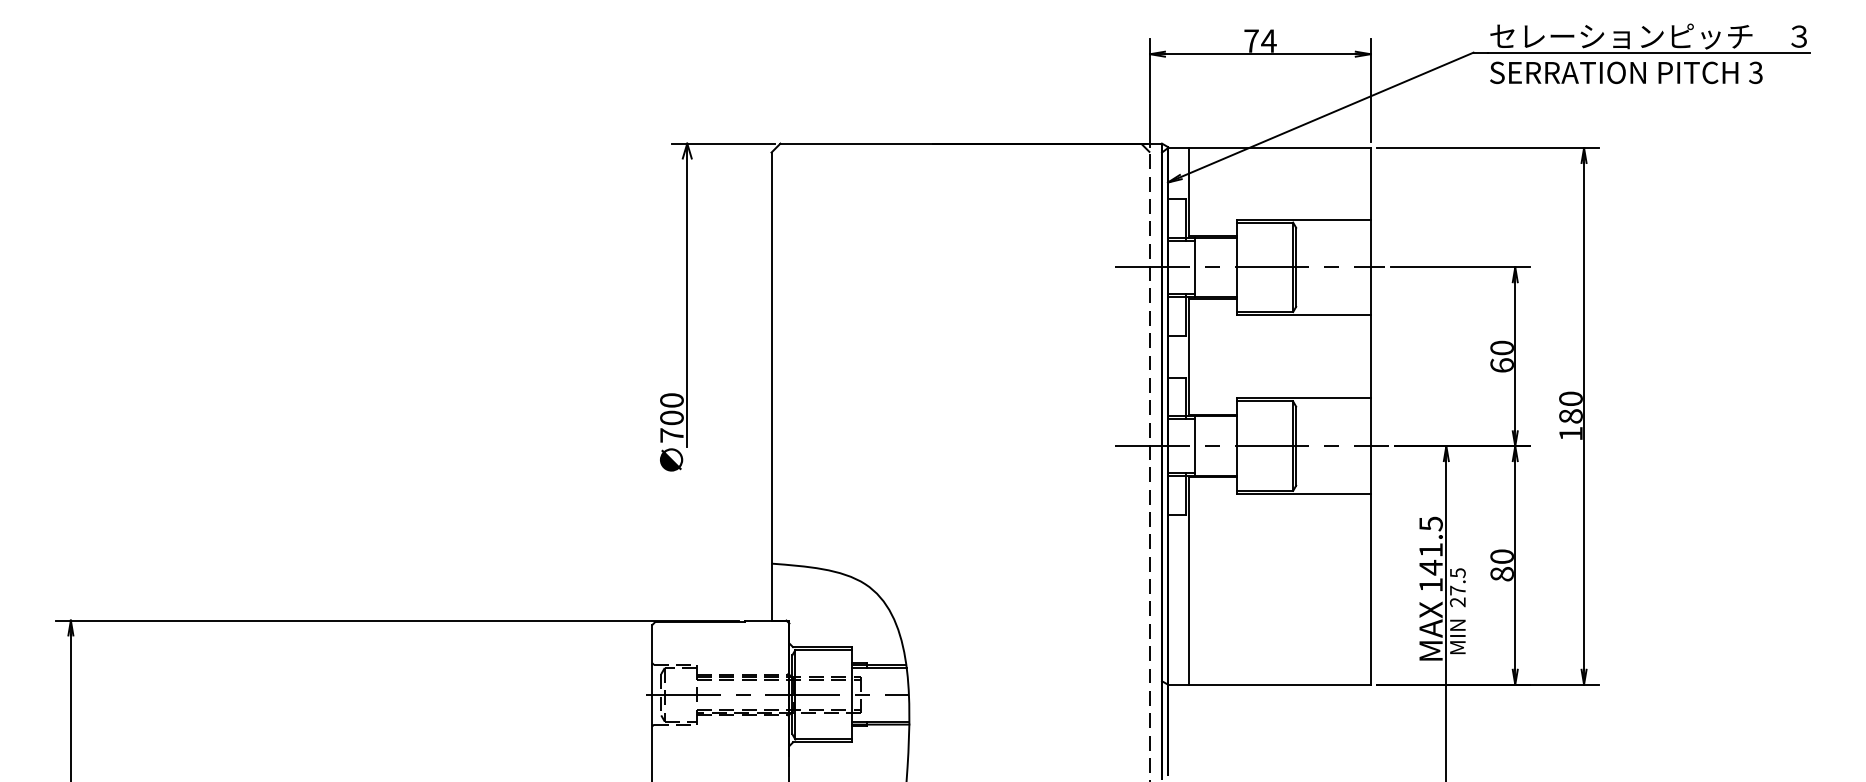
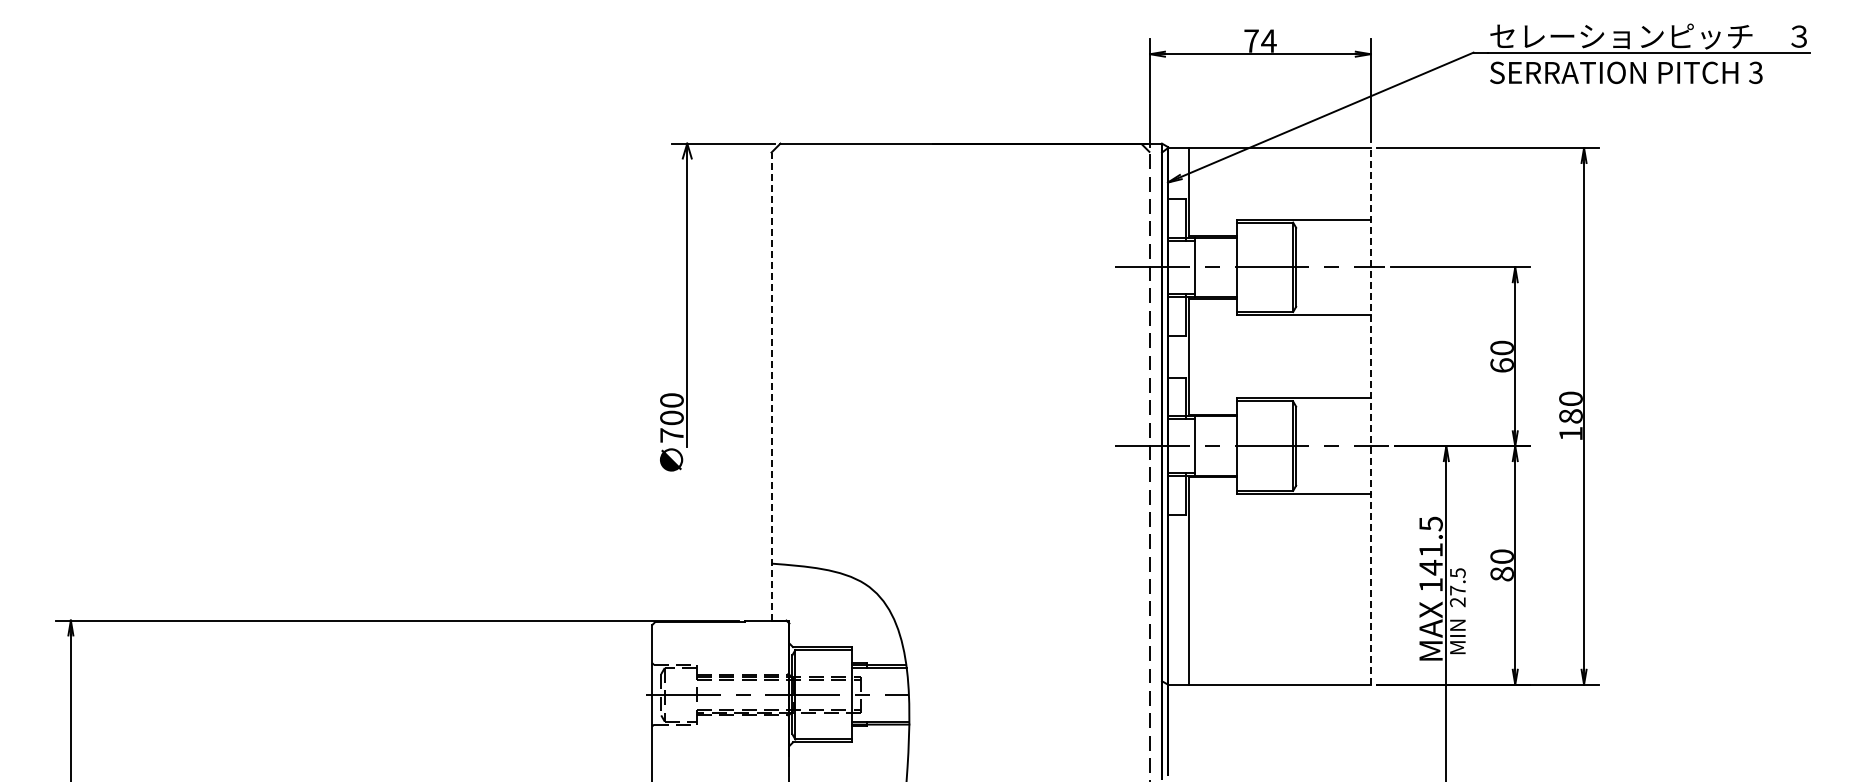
line: solid -> dashed (771, 386)
line: solid -> dashed (1370, 415)
